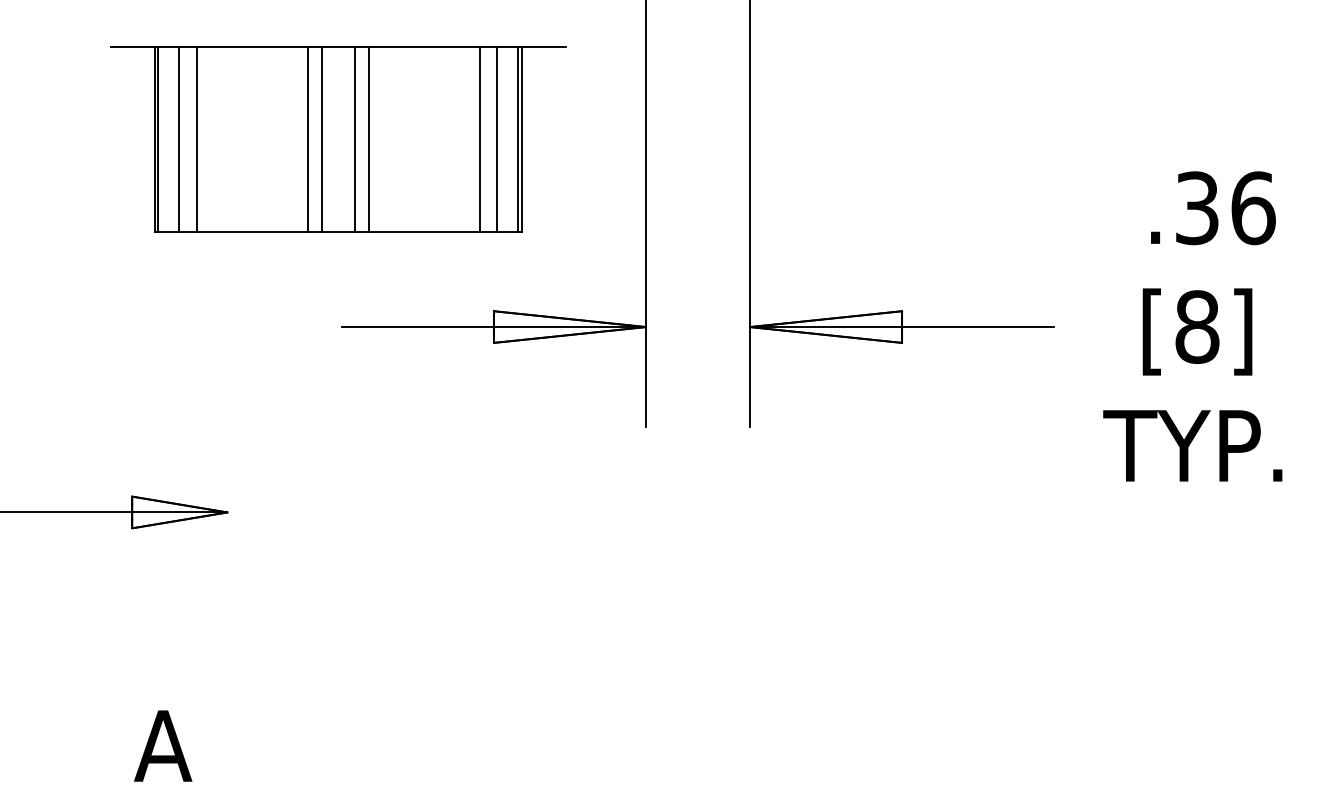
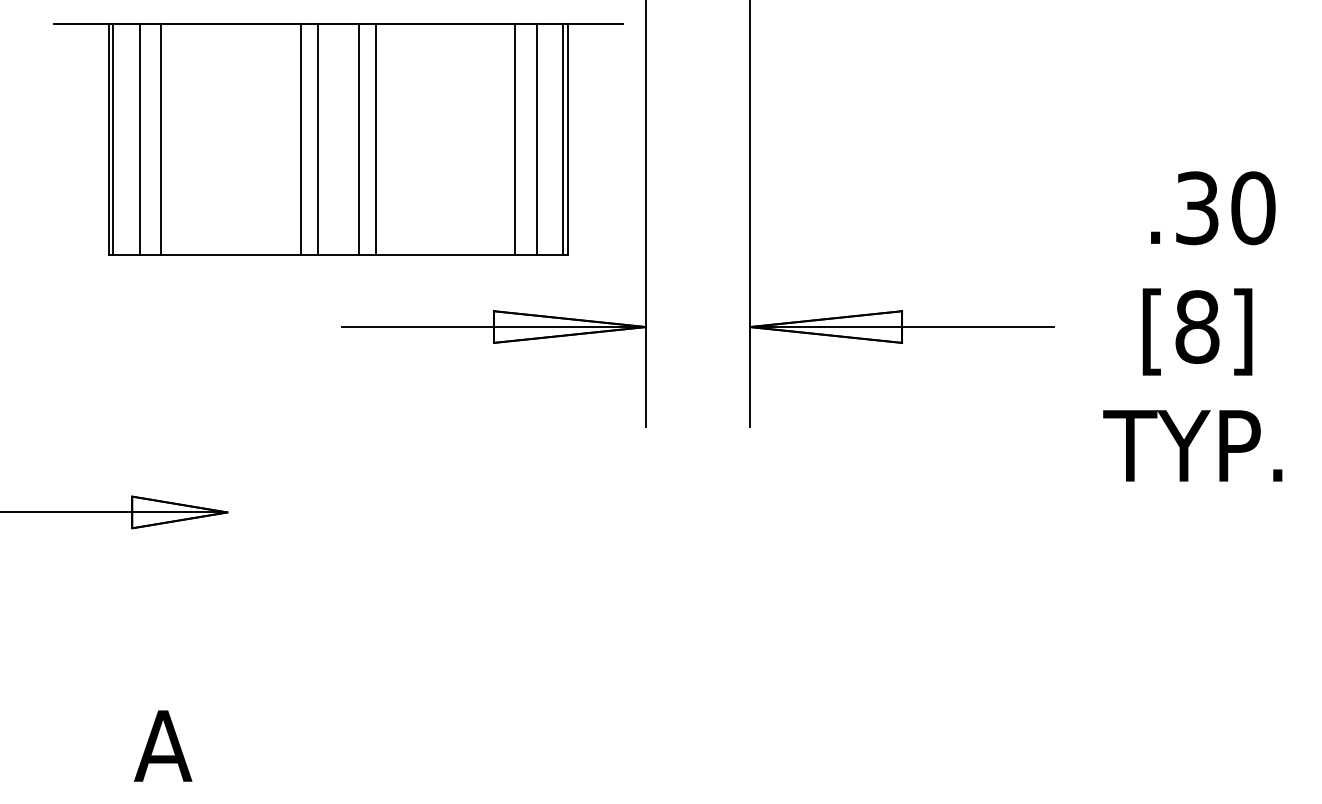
part size: 457x187 px -> 571x233 px (338, 139)
text: .36 -> .30 (1253, 208)
